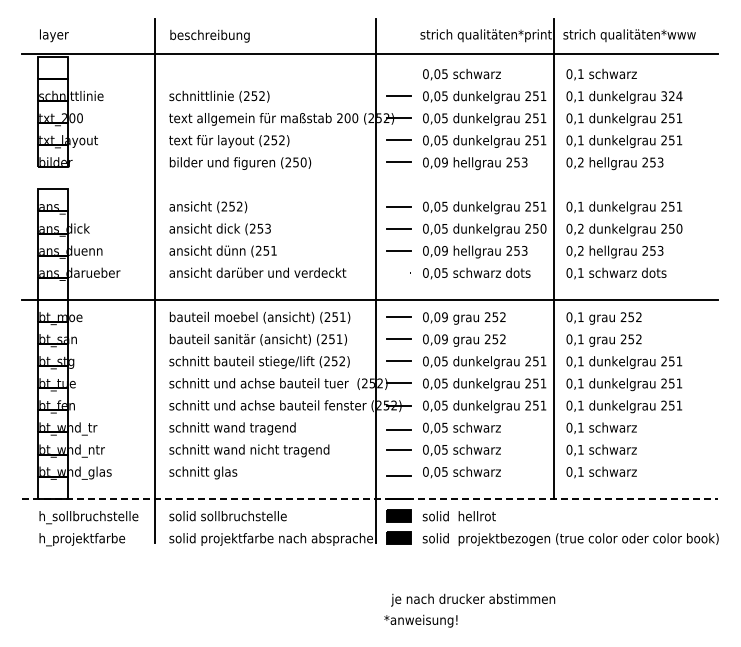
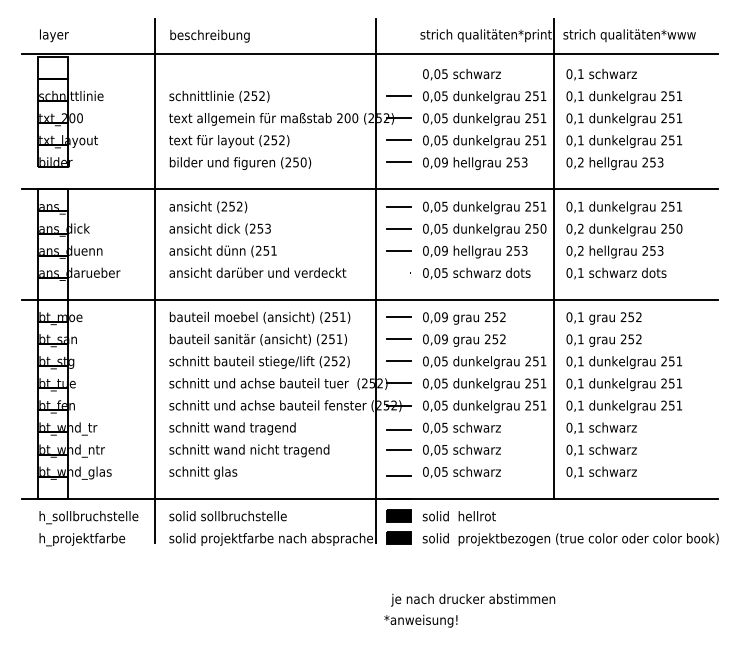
text: 324 -> 251 (671, 96)
line: none -> present (369, 189)
line: dashed -> solid (369, 499)
